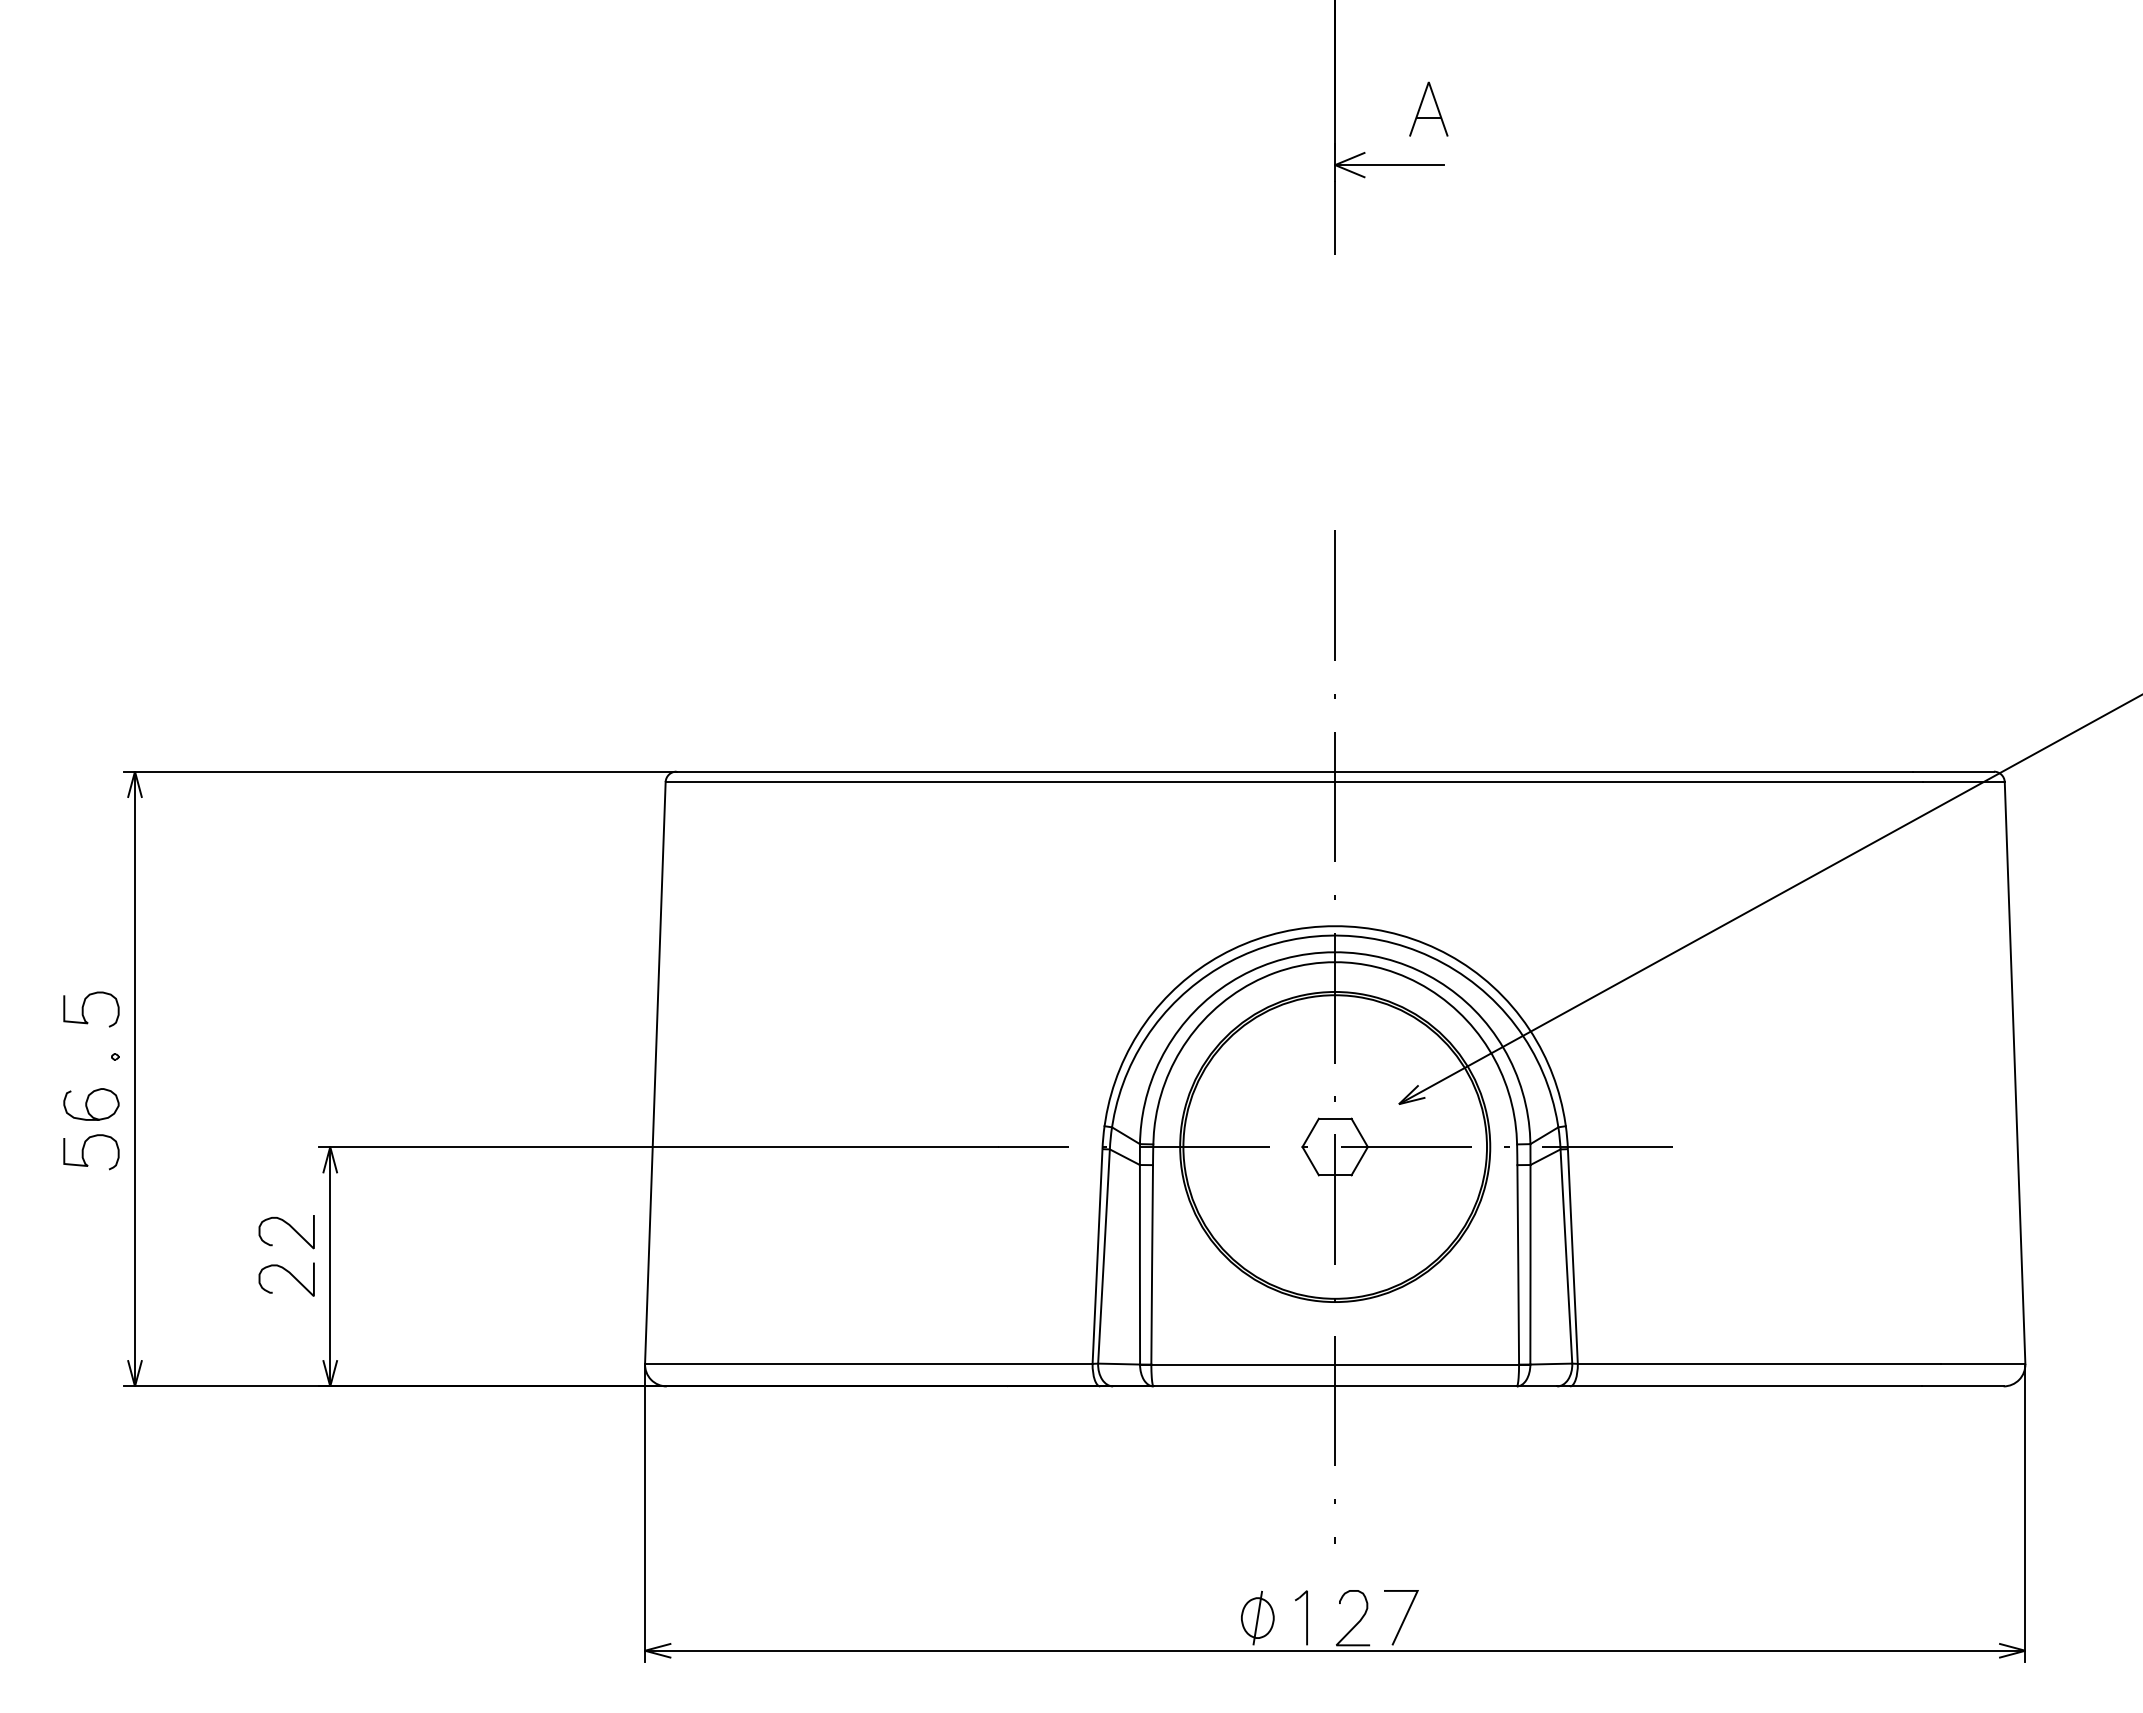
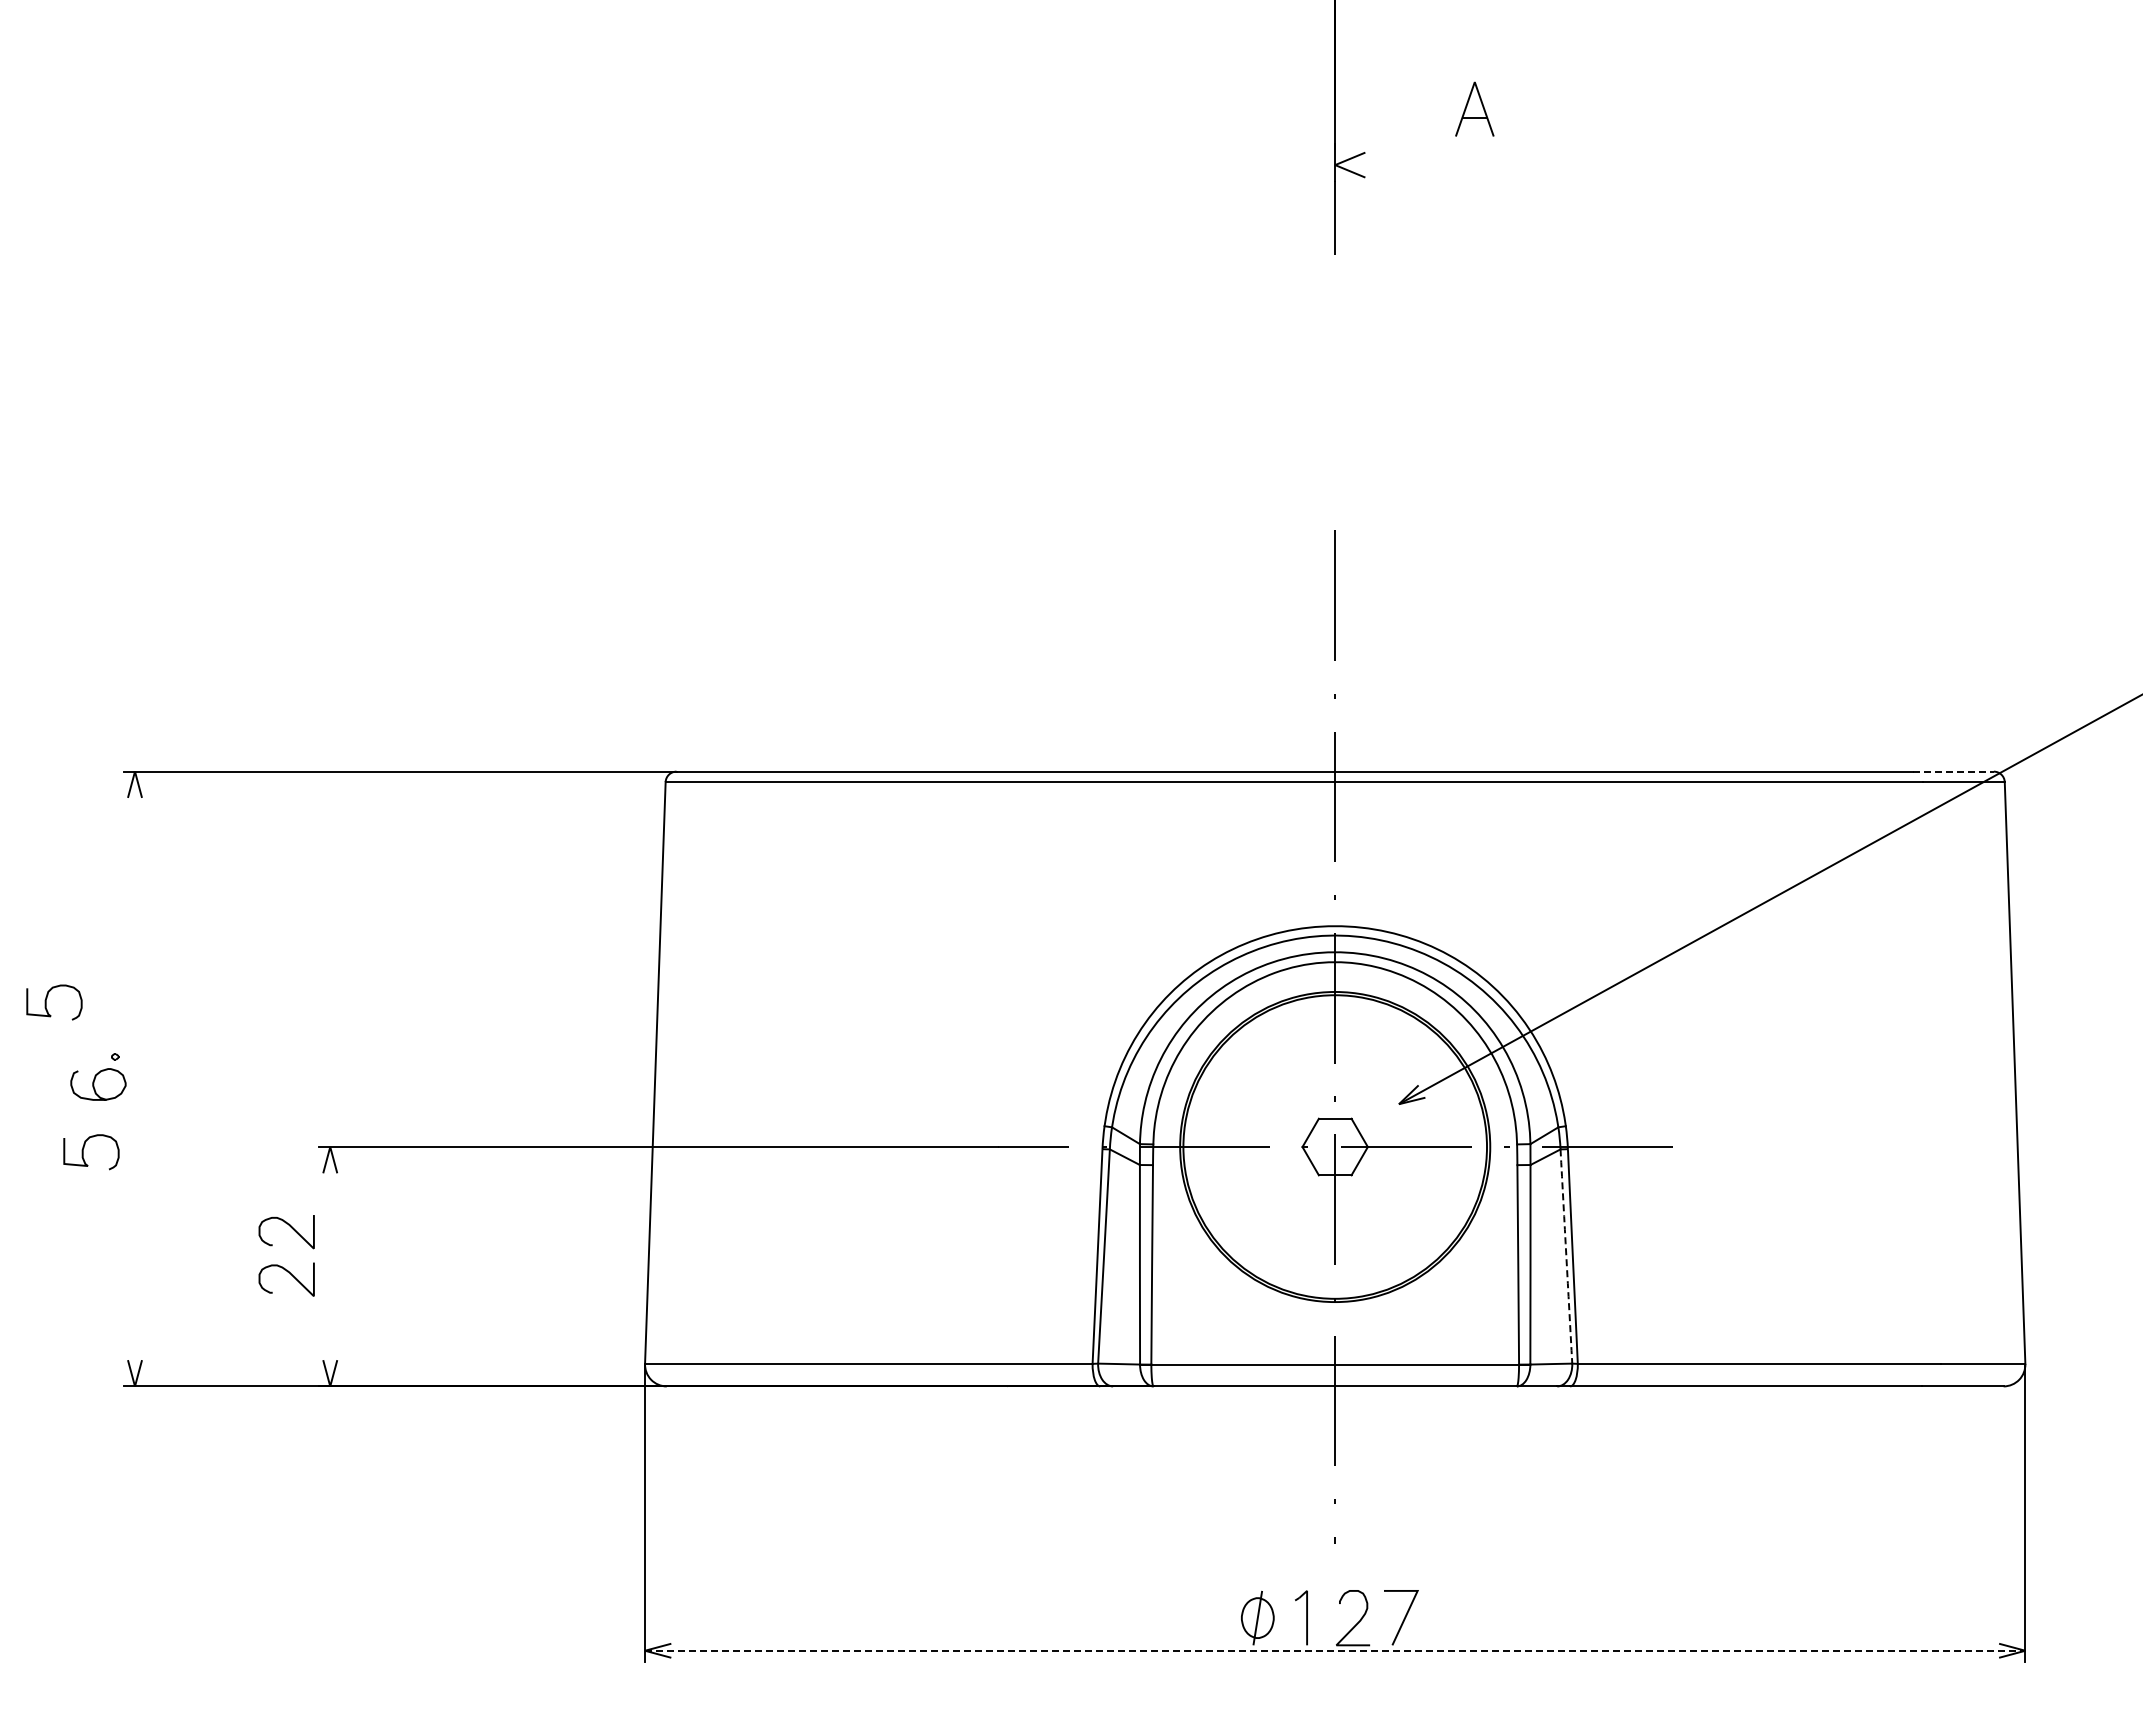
part position: (1428, 108) -> (1474, 108) (1474, 108)
line: present -> none (1389, 165)
line: solid -> dashed (1954, 771)
curve position: (83, 1009) -> (46, 1002) (46, 1002)
line: present -> none (135, 1078)
curve position: (87, 1104) -> (94, 1084) (94, 1084)
arc: solid -> dashed (1566, 1256)
line: present -> none (330, 1266)
line: solid -> dashed (1335, 1650)
